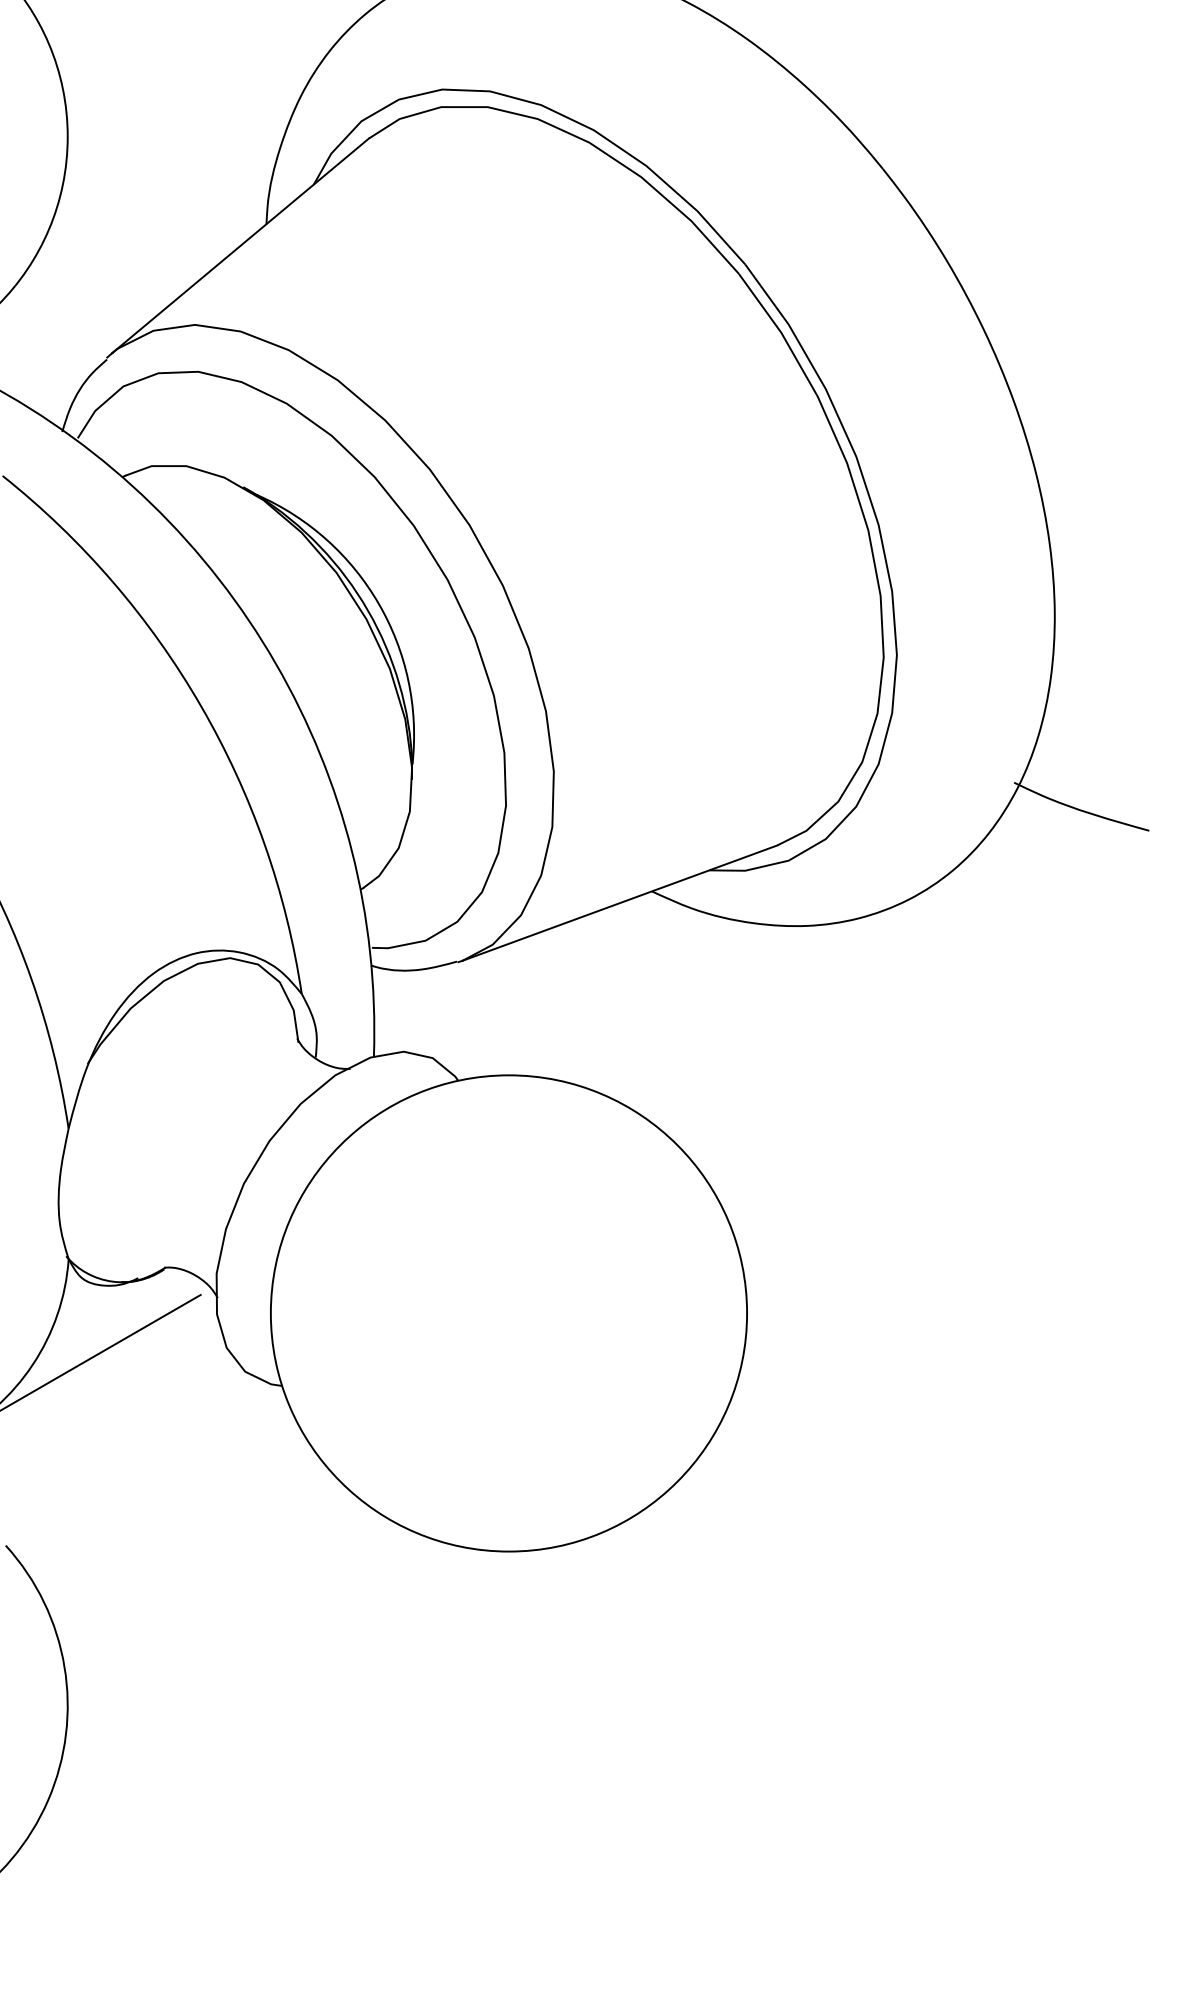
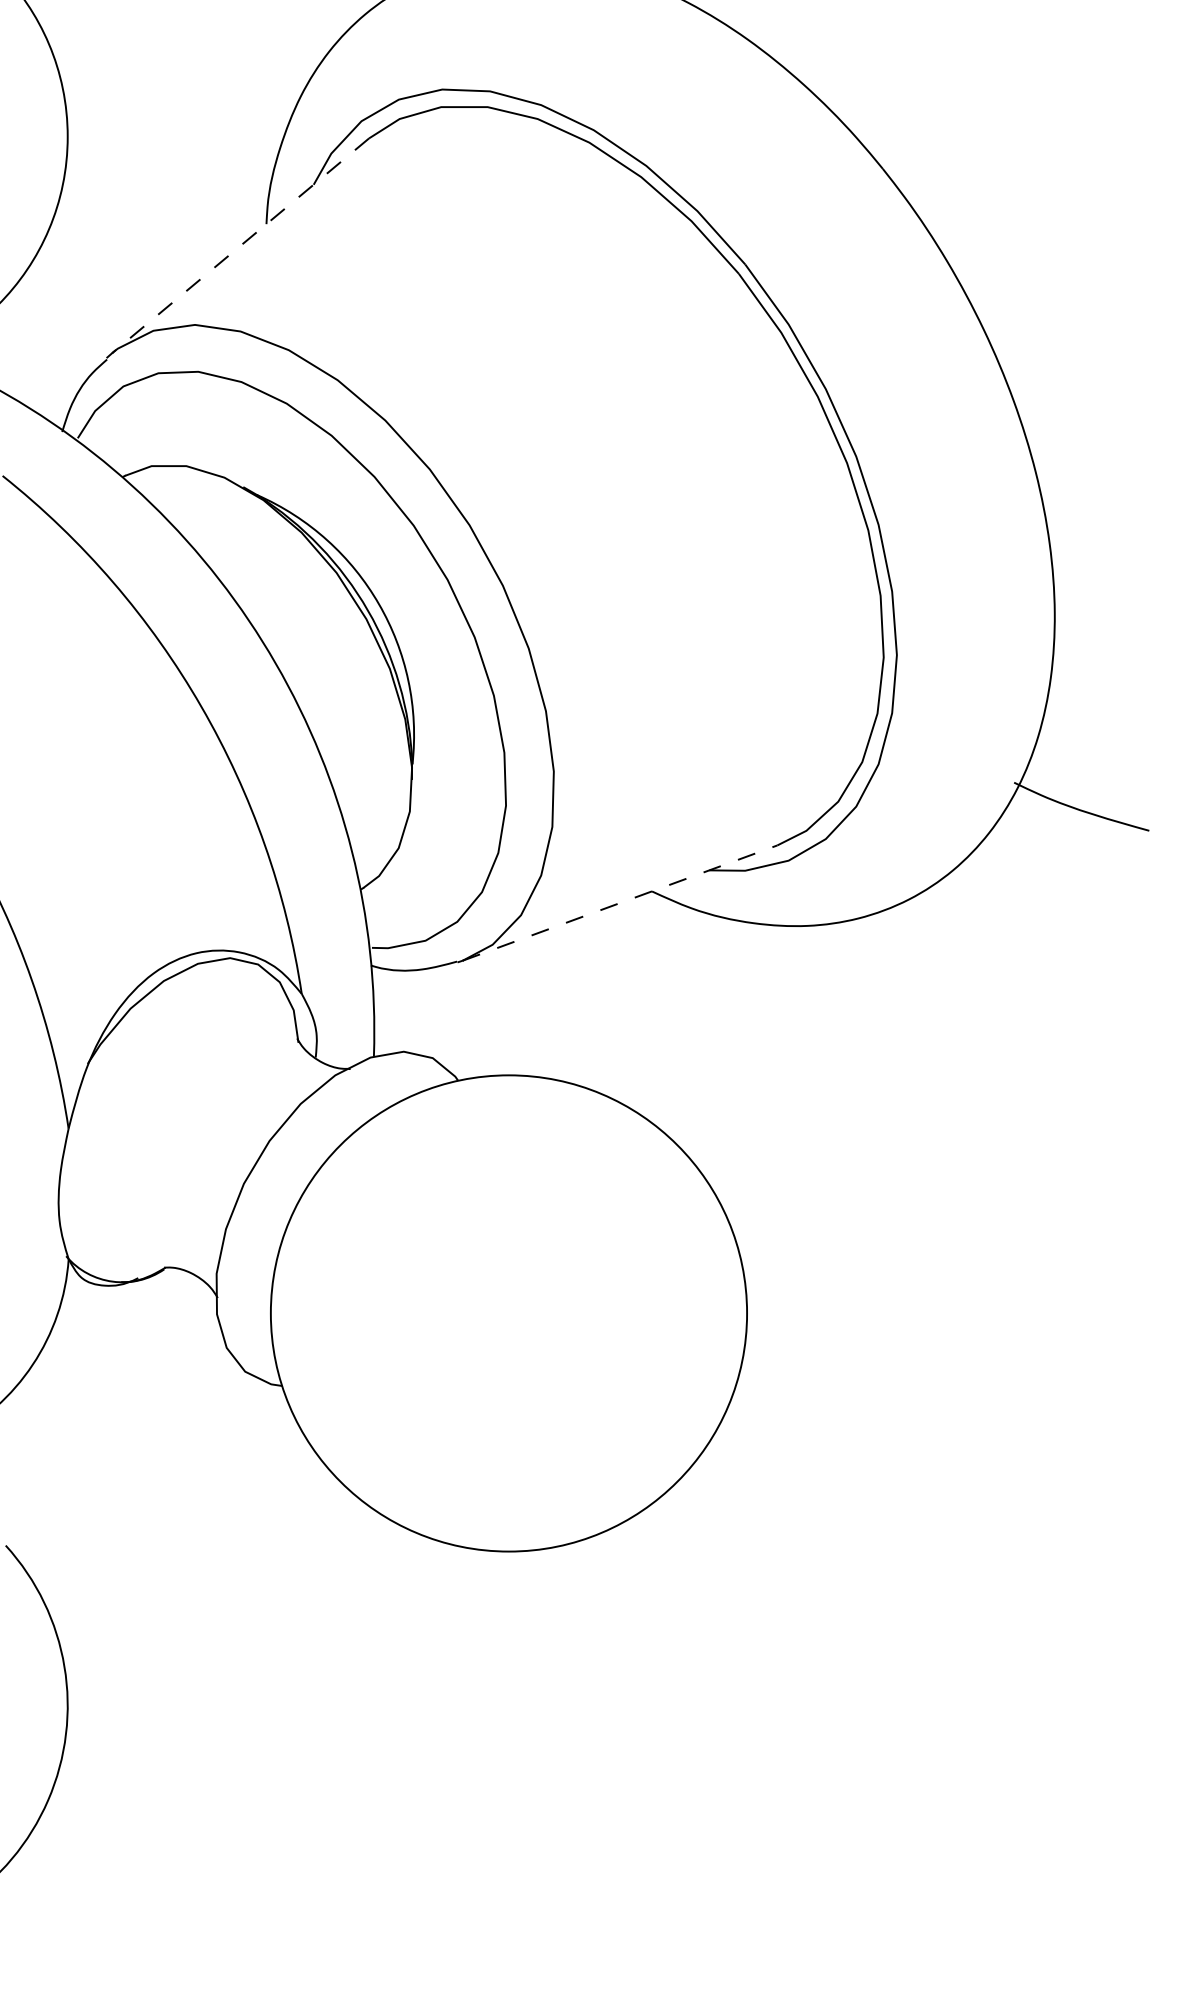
line: solid -> dashed (240, 246)
line: solid -> dashed (620, 902)
line: present -> none (101, 1351)
